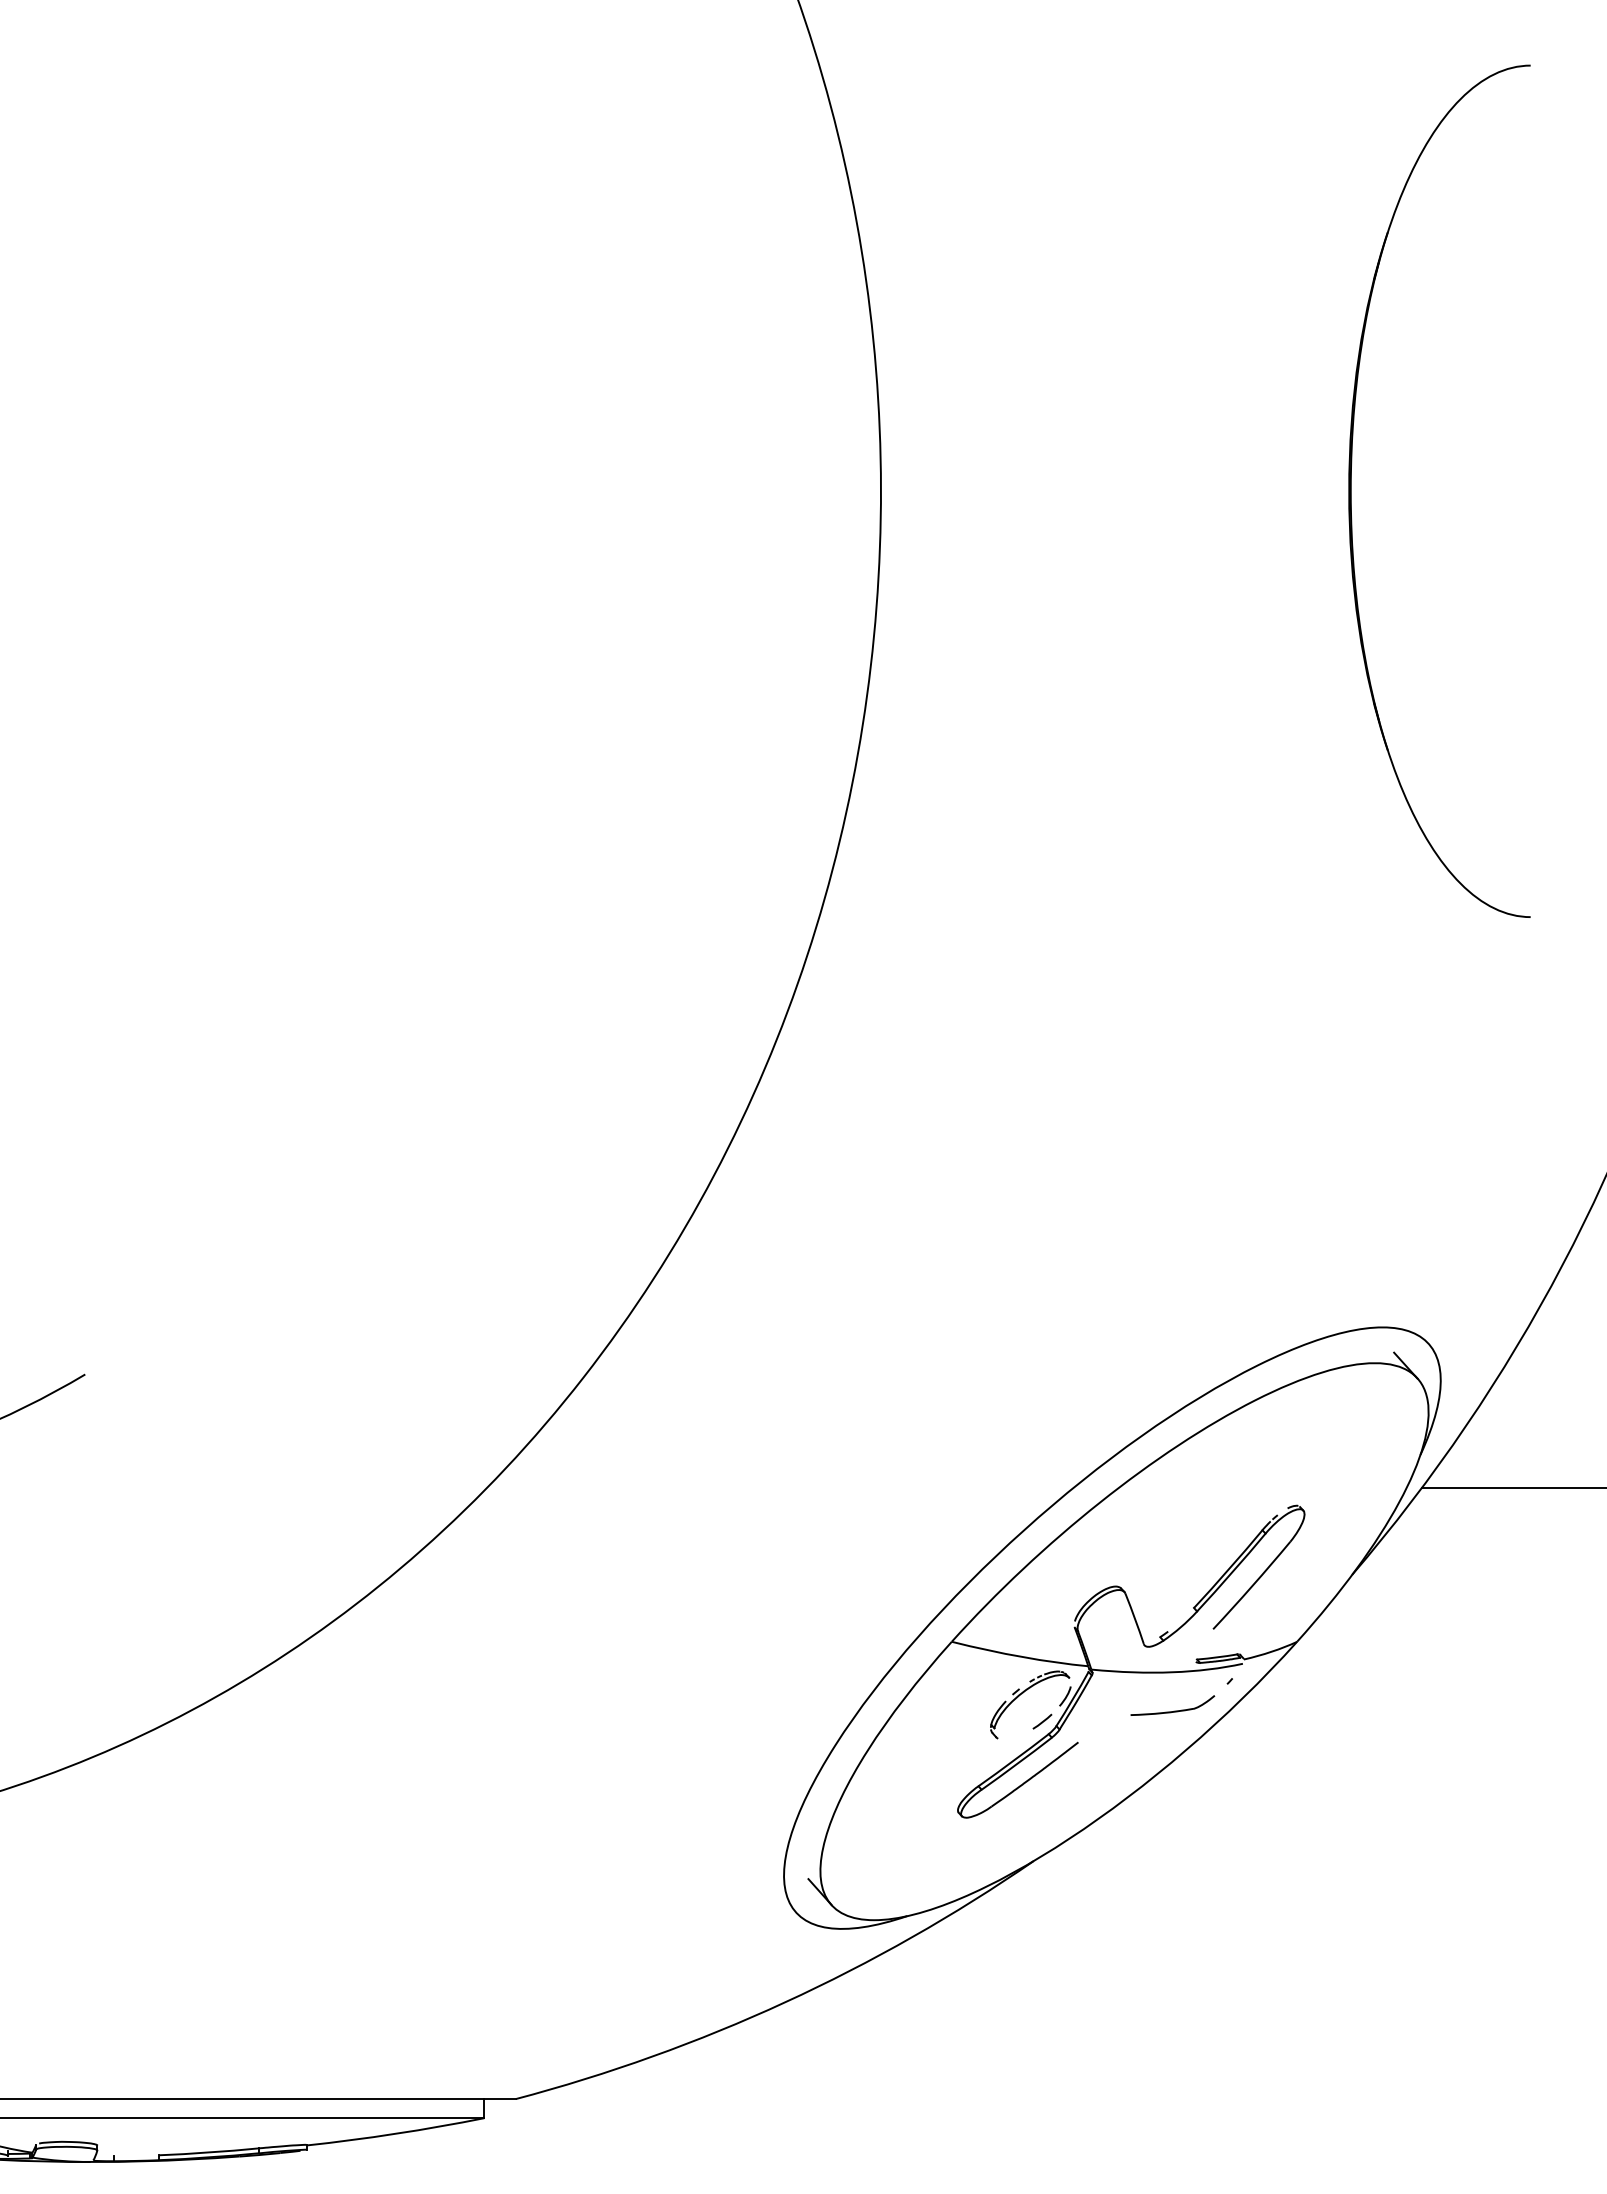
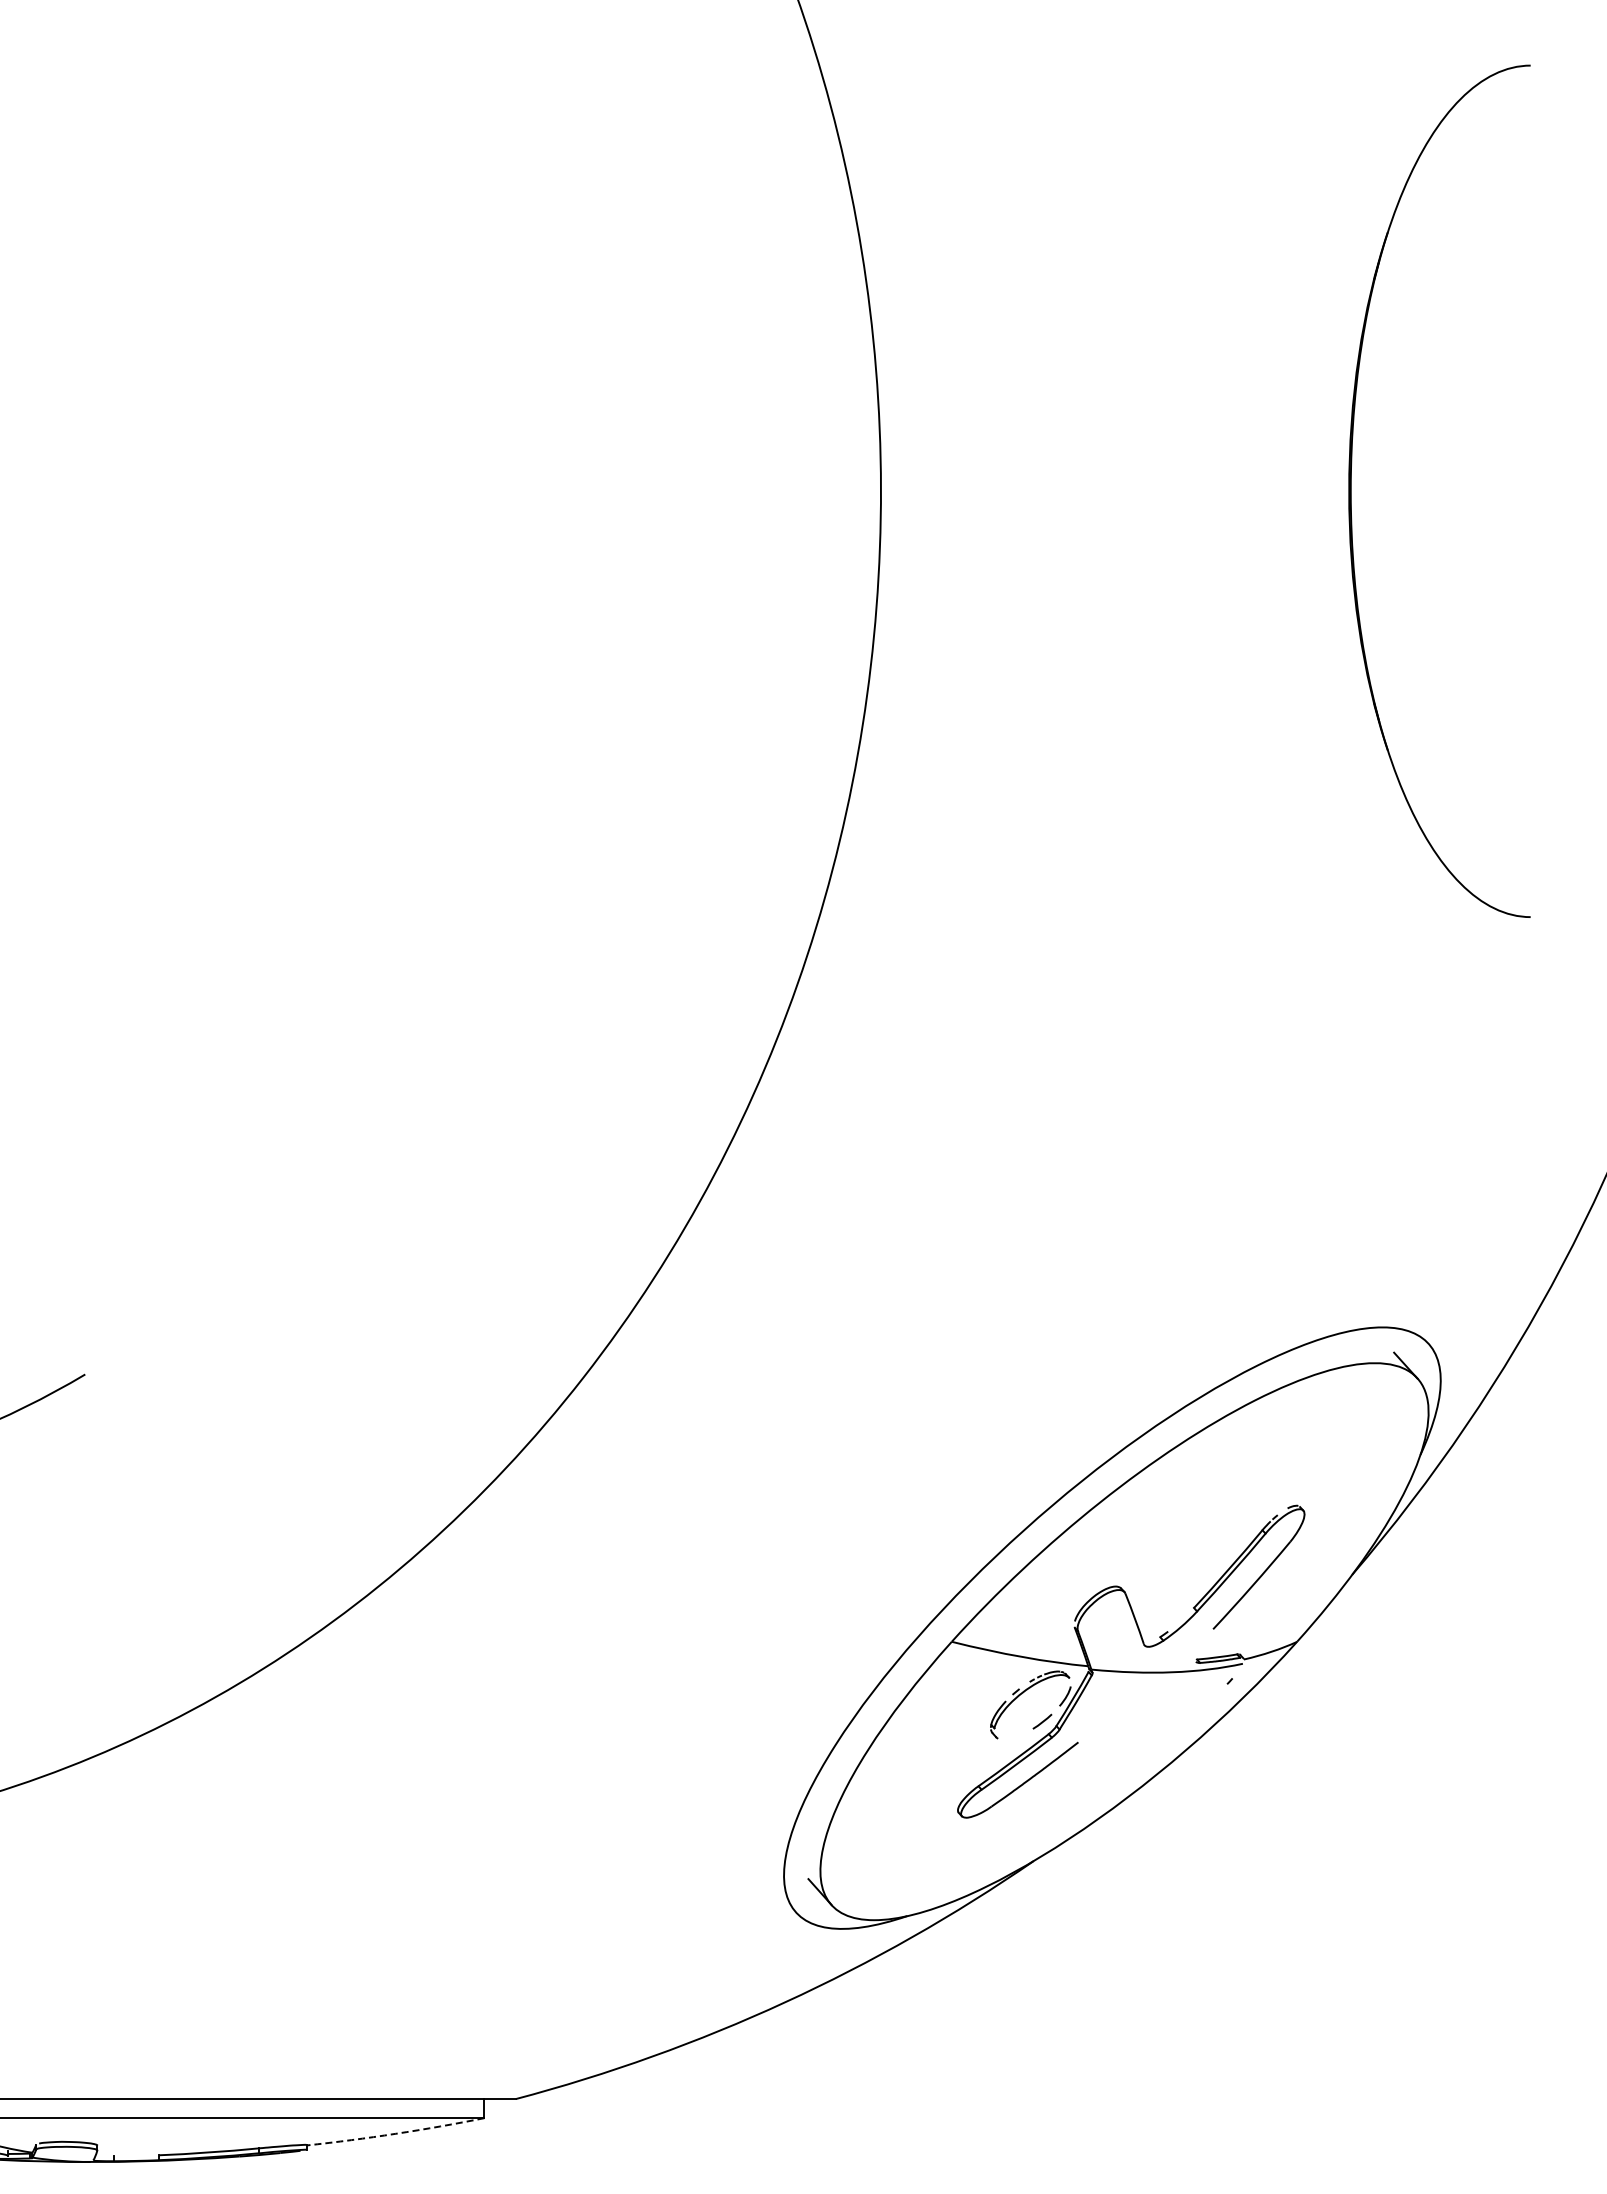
line: present -> none (1512, 1488)
part: present -> none (1172, 1705)
arc: solid -> dashed (395, 2133)
